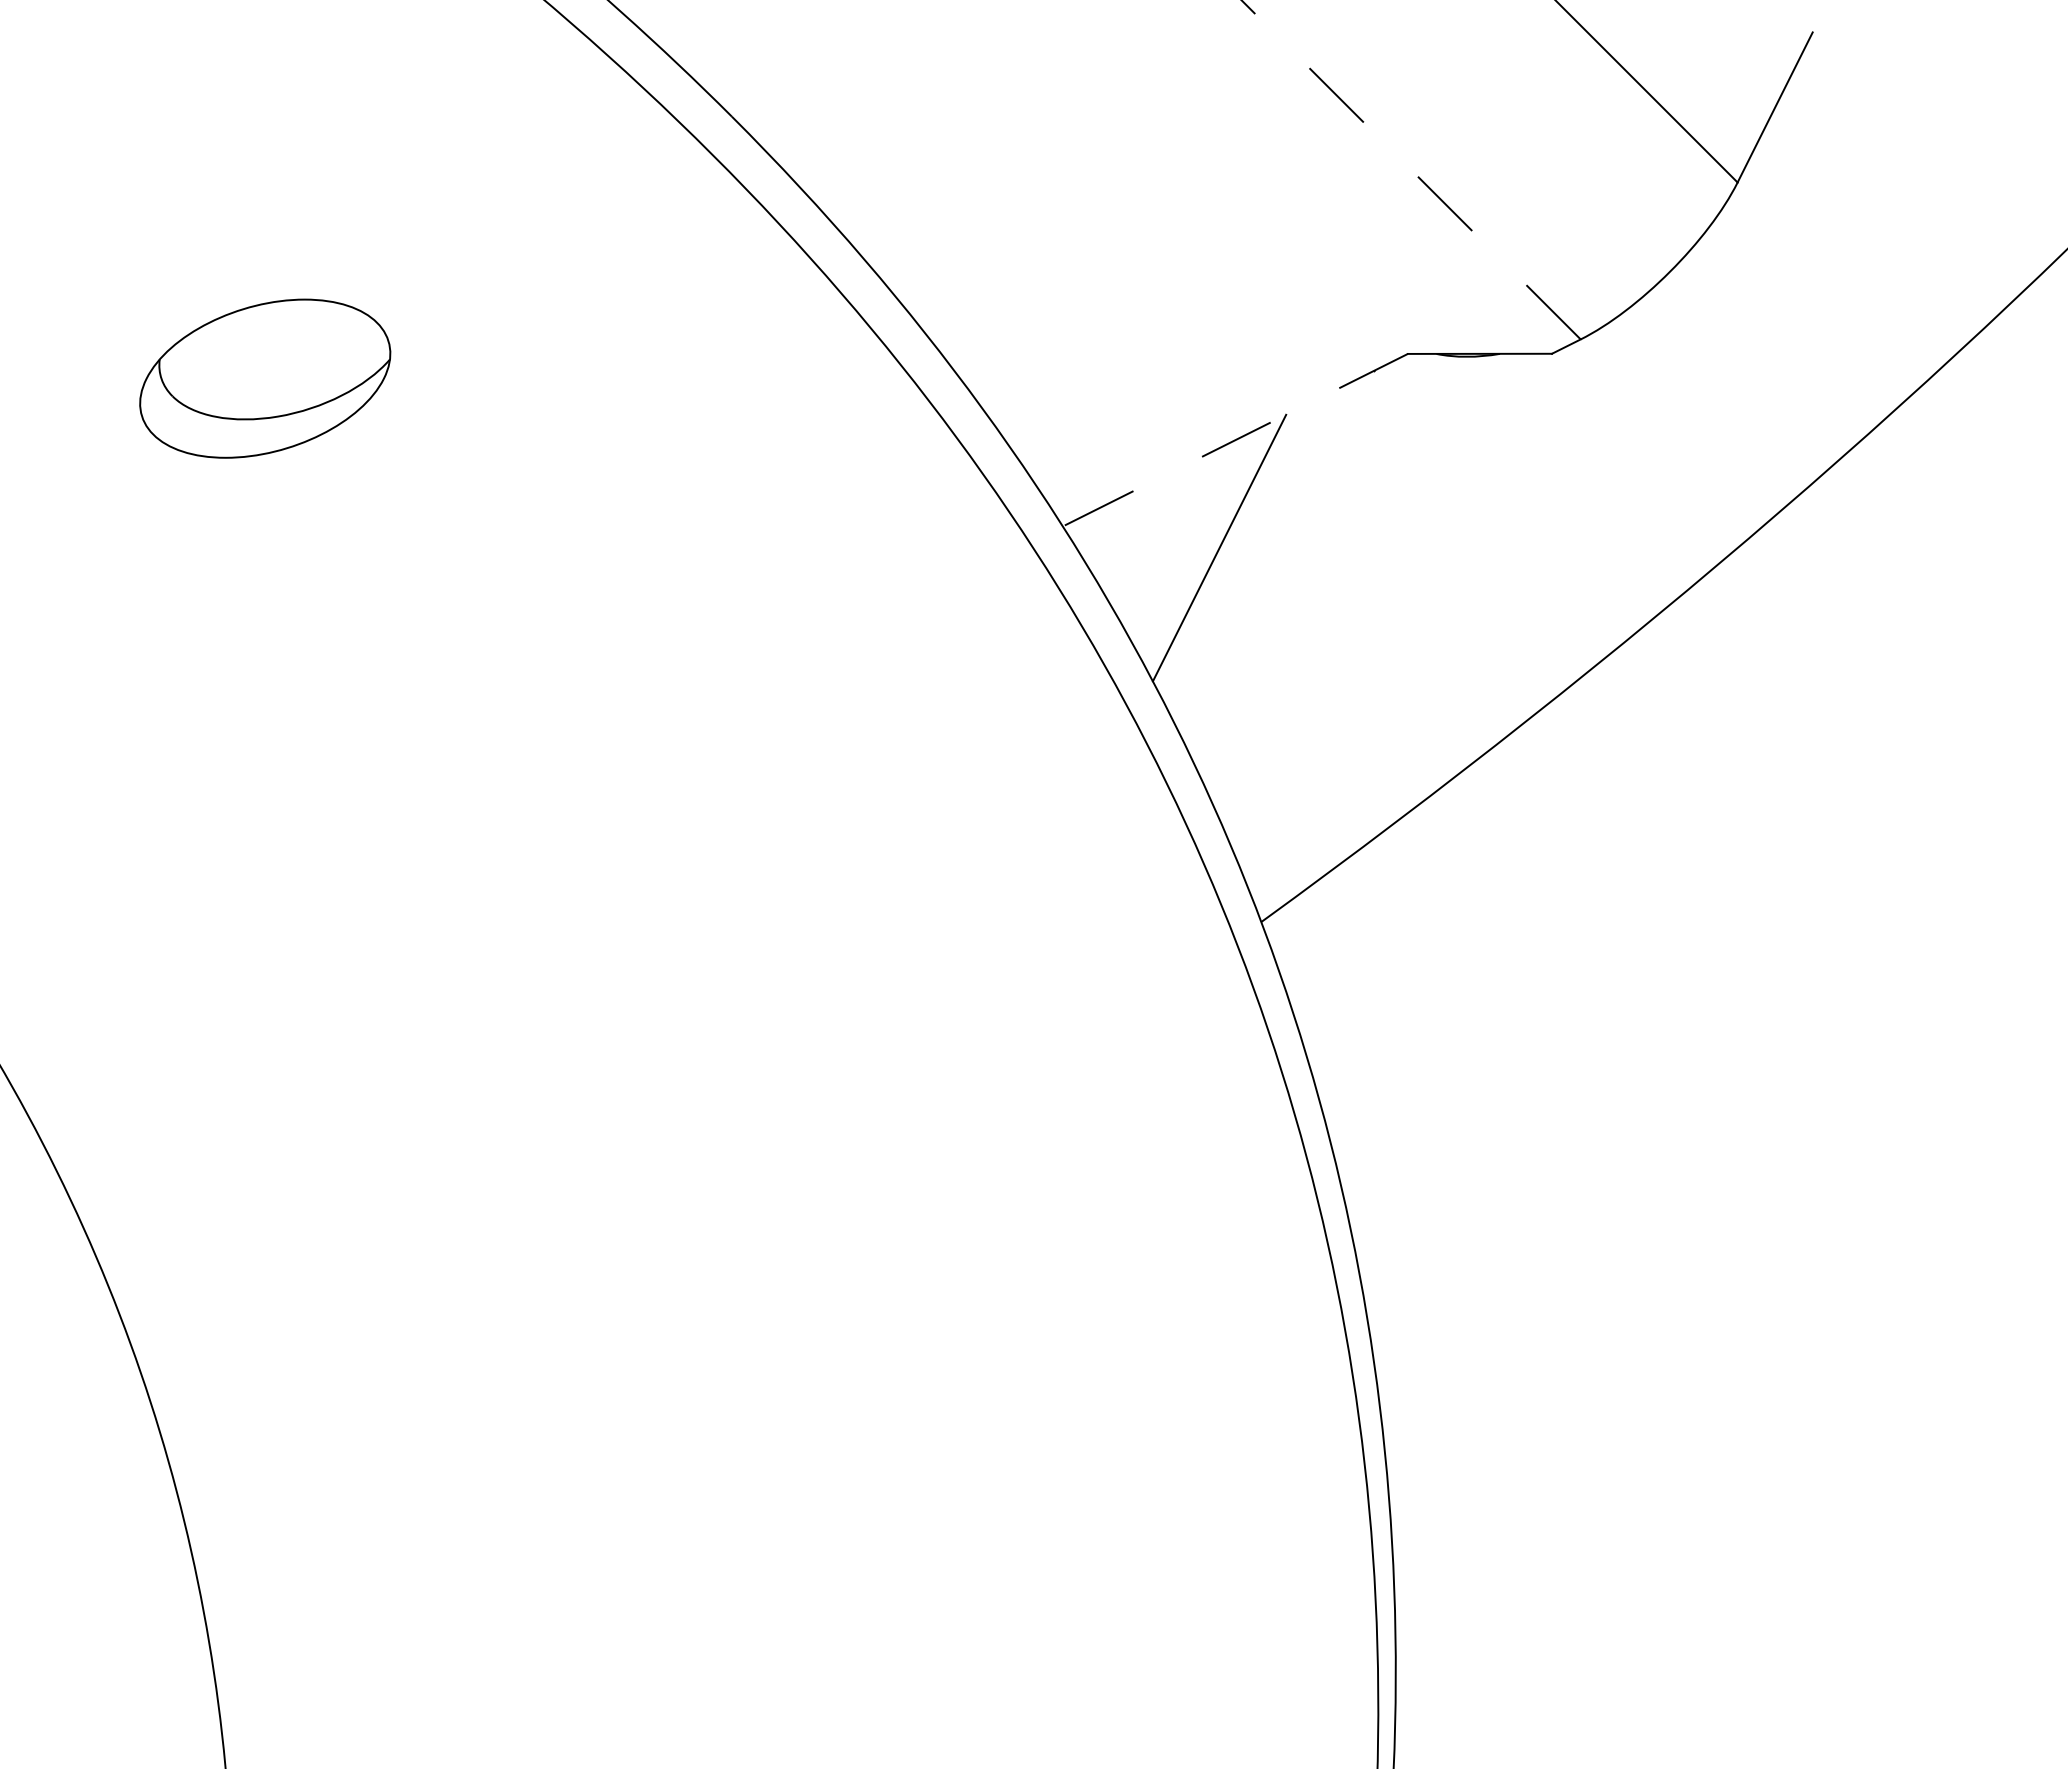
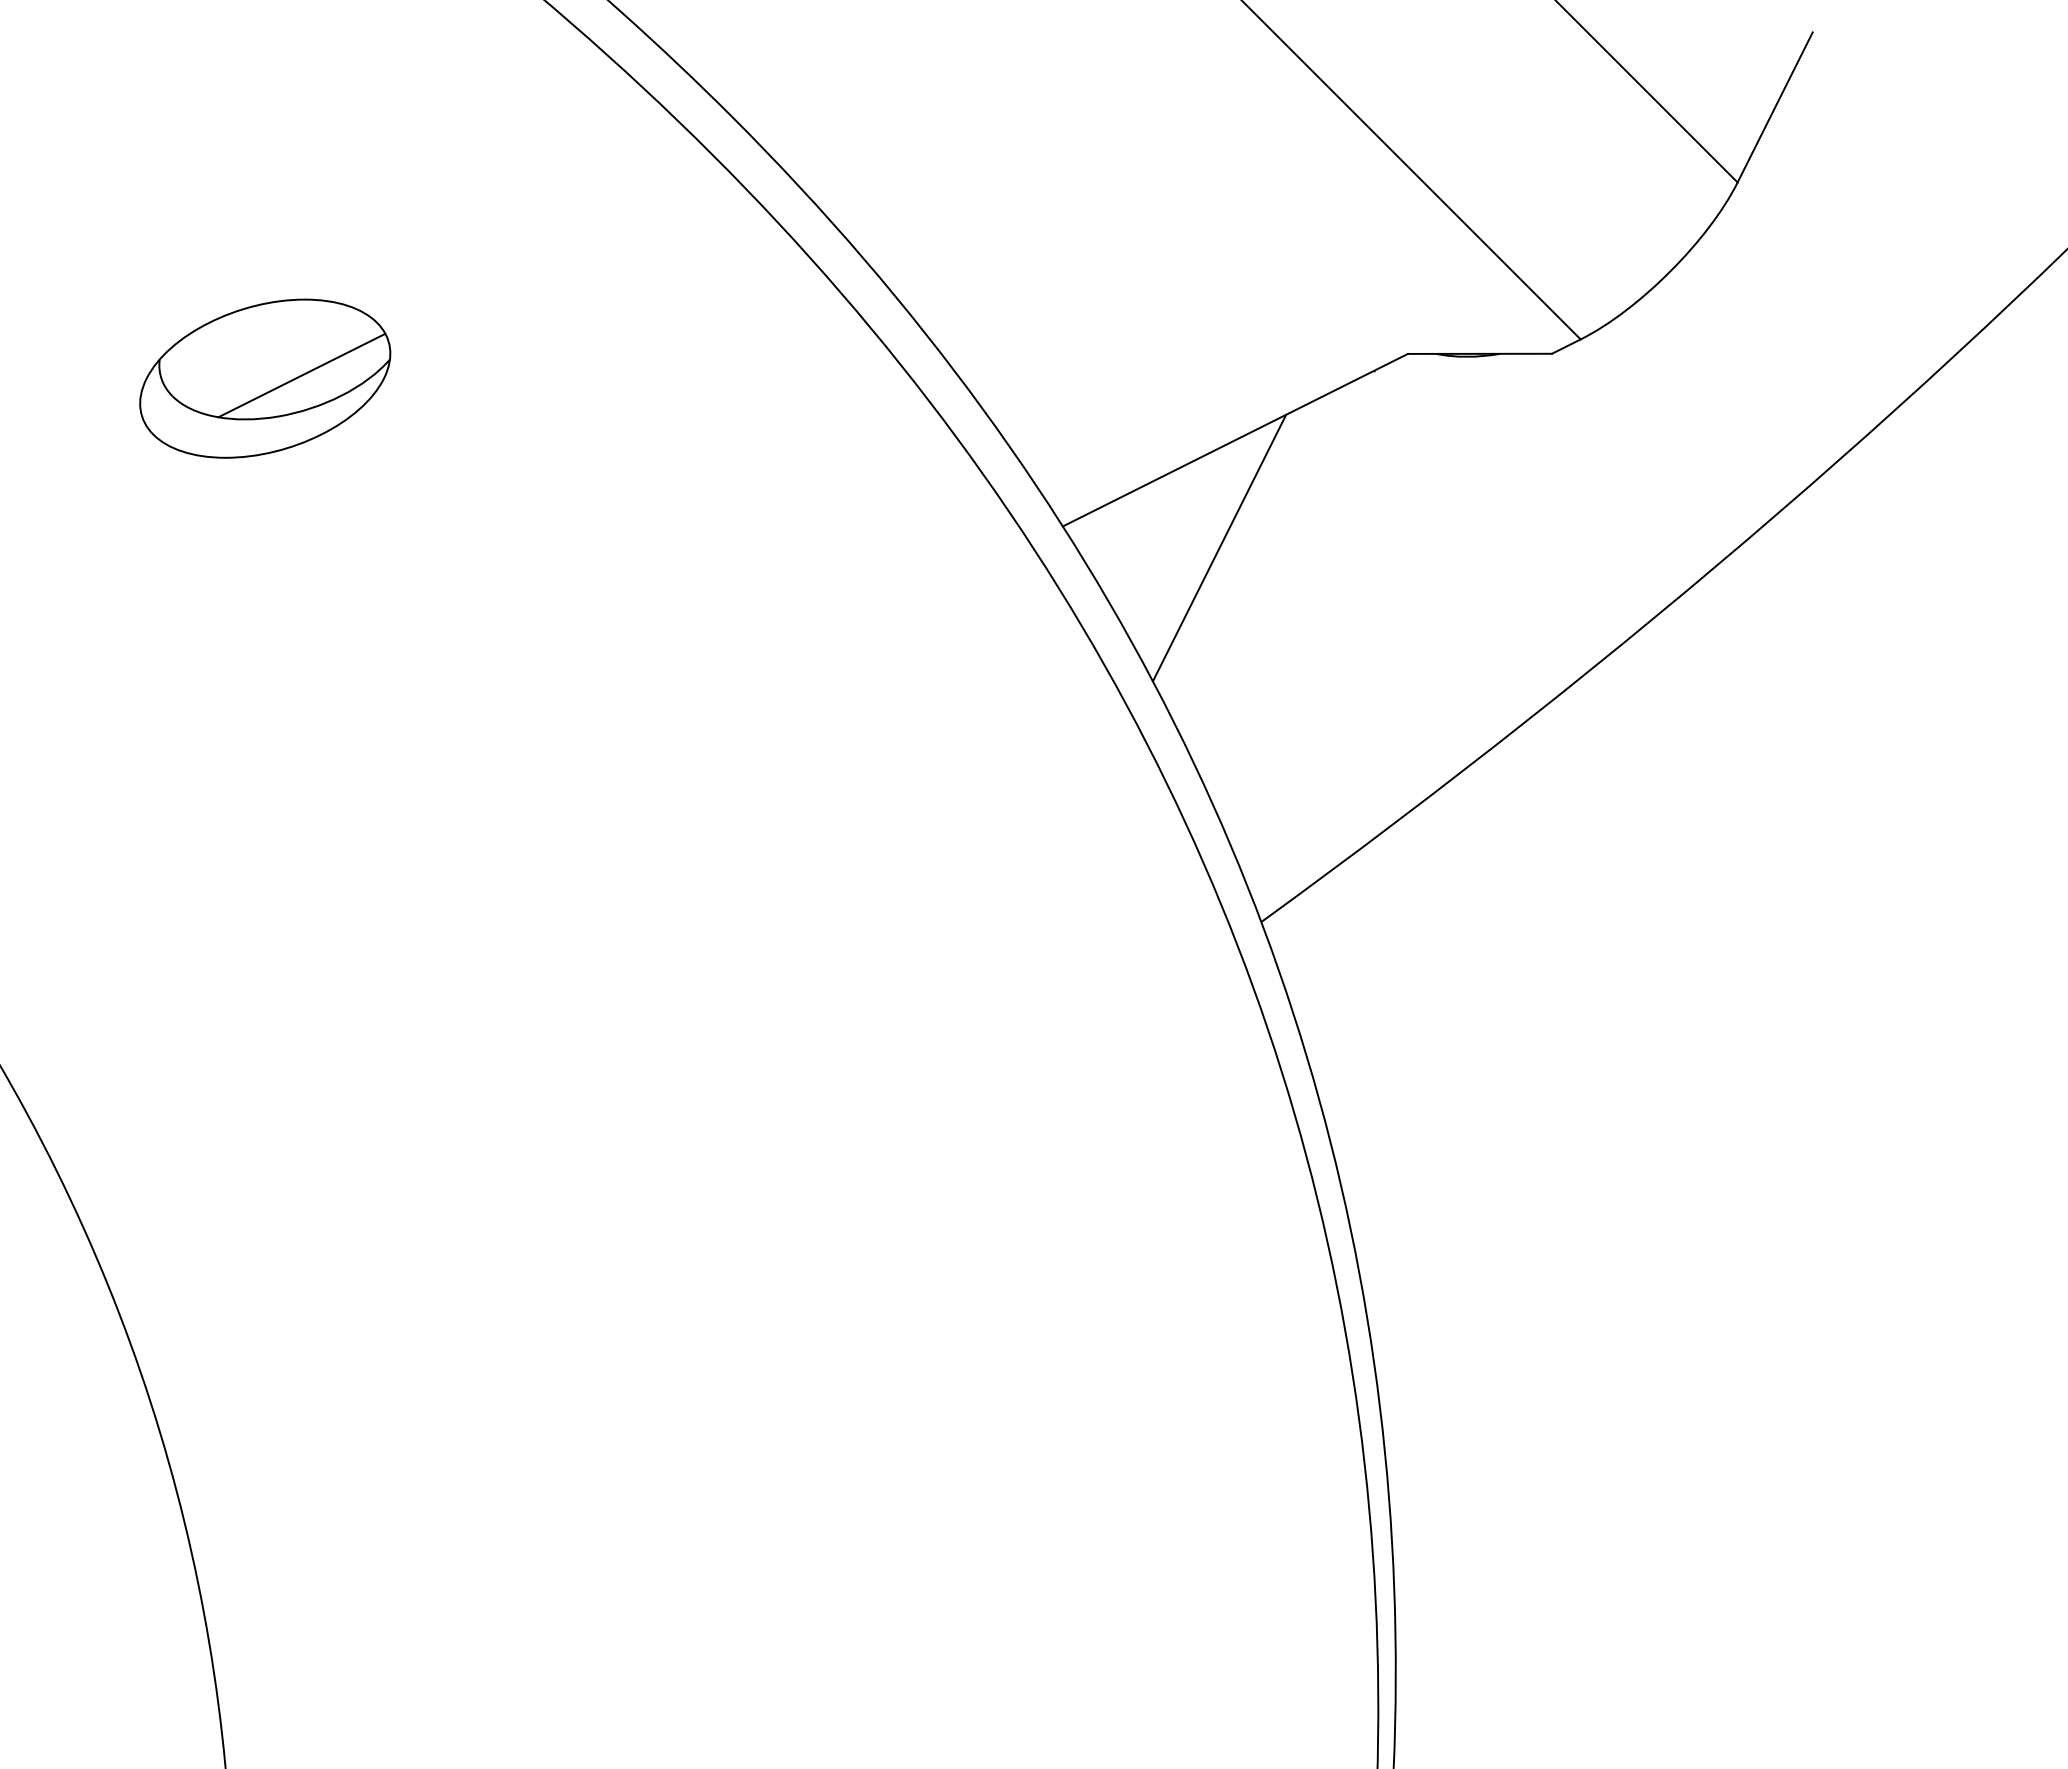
line: dashed -> solid (1411, 169)
line: none -> present (301, 375)
line: dashed -> solid (1235, 440)
